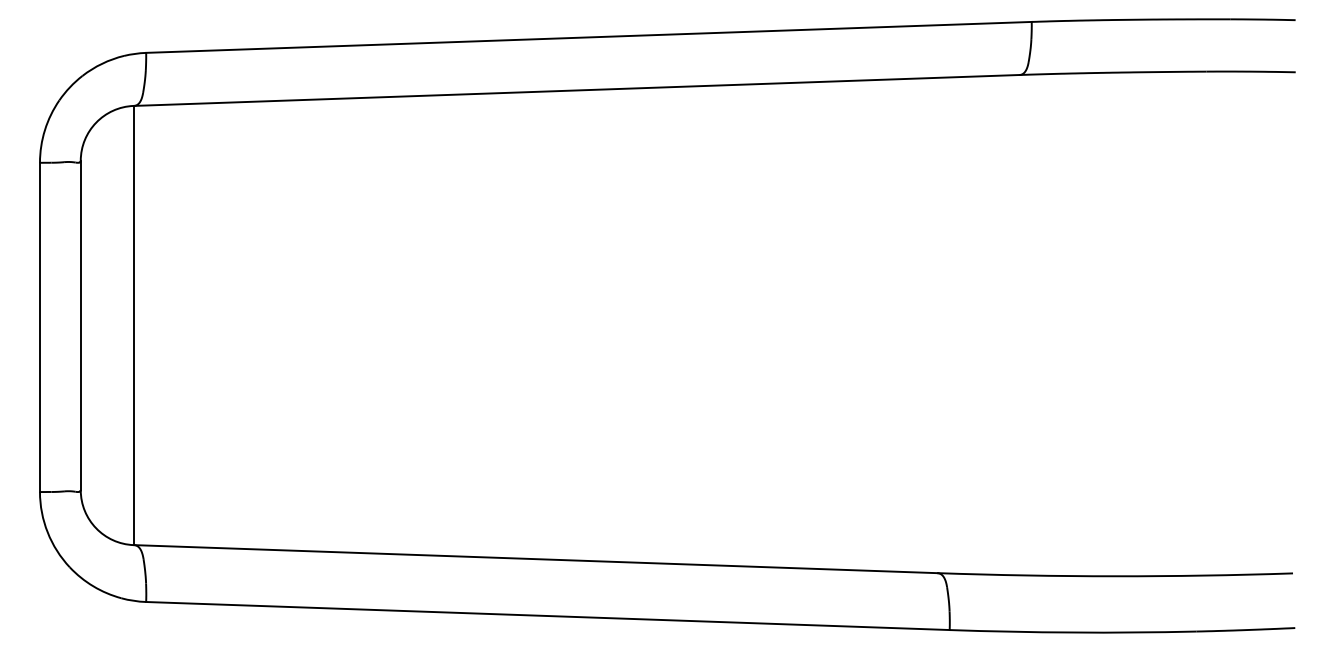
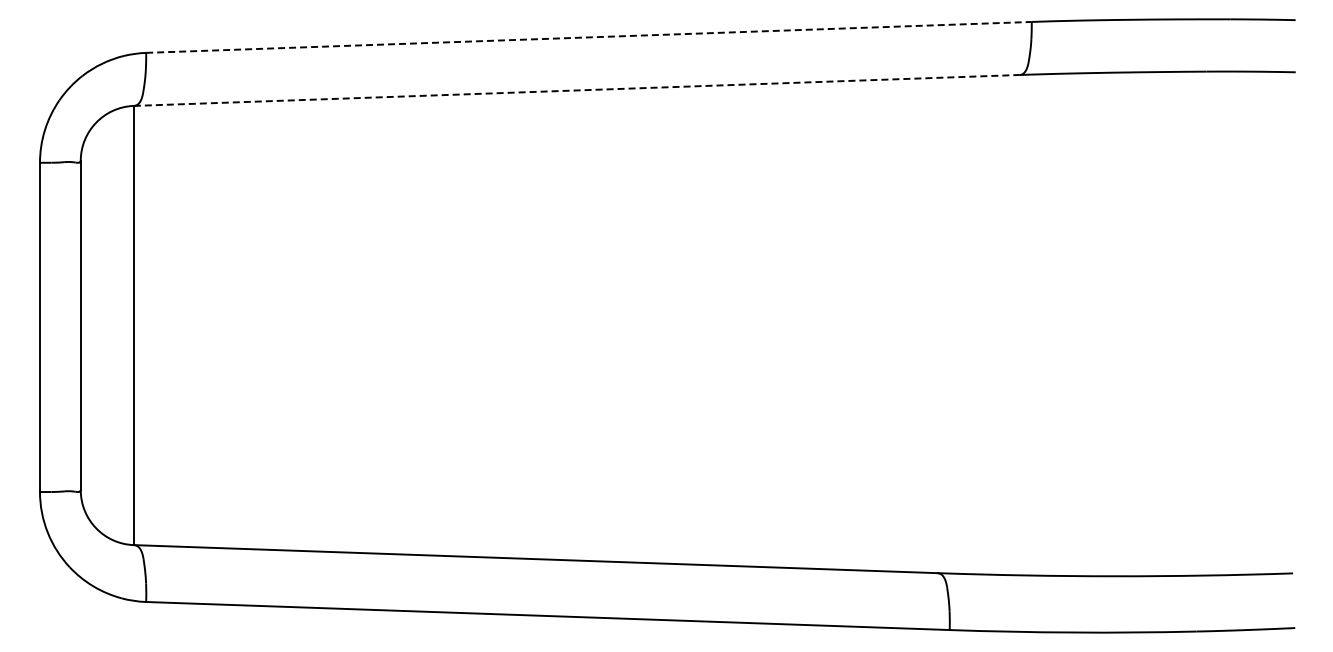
line: solid -> dashed (589, 37)
line: solid -> dashed (577, 90)
